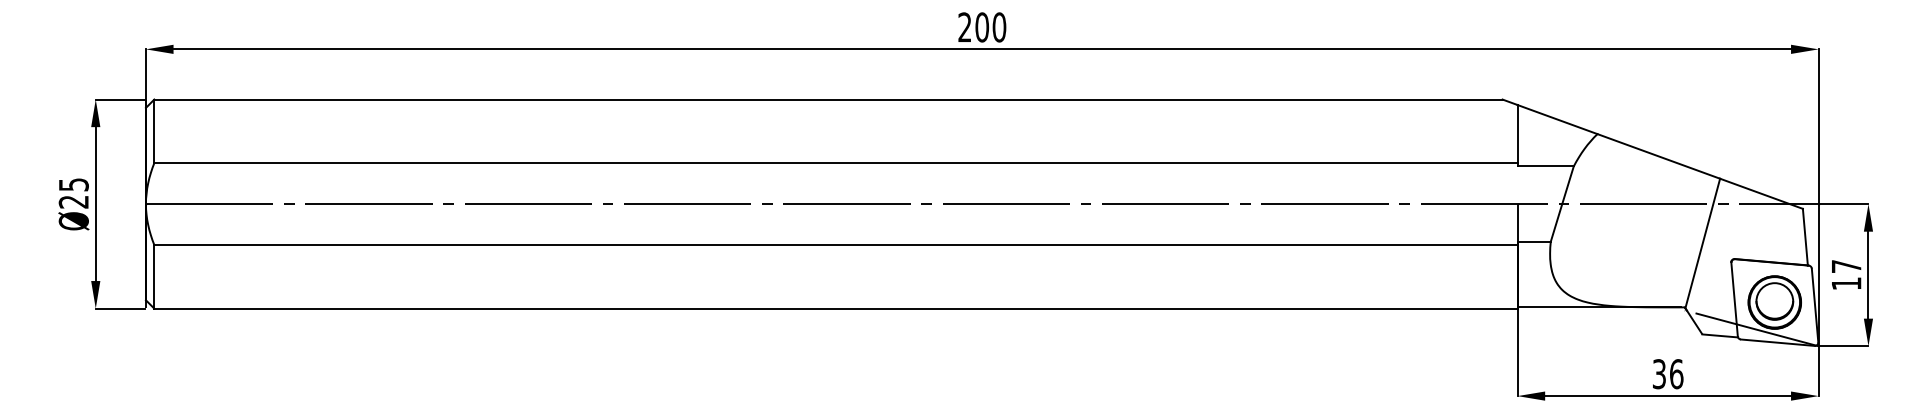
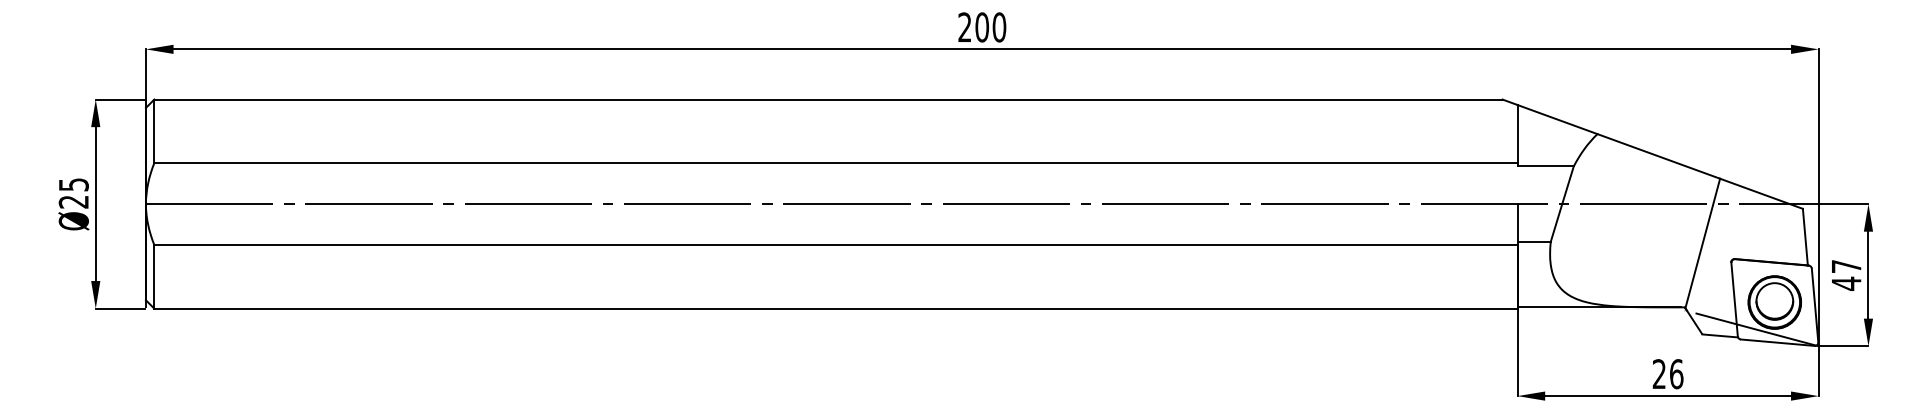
text: 17 -> 47 (1846, 283)
text: 36 -> 26 (1658, 374)
